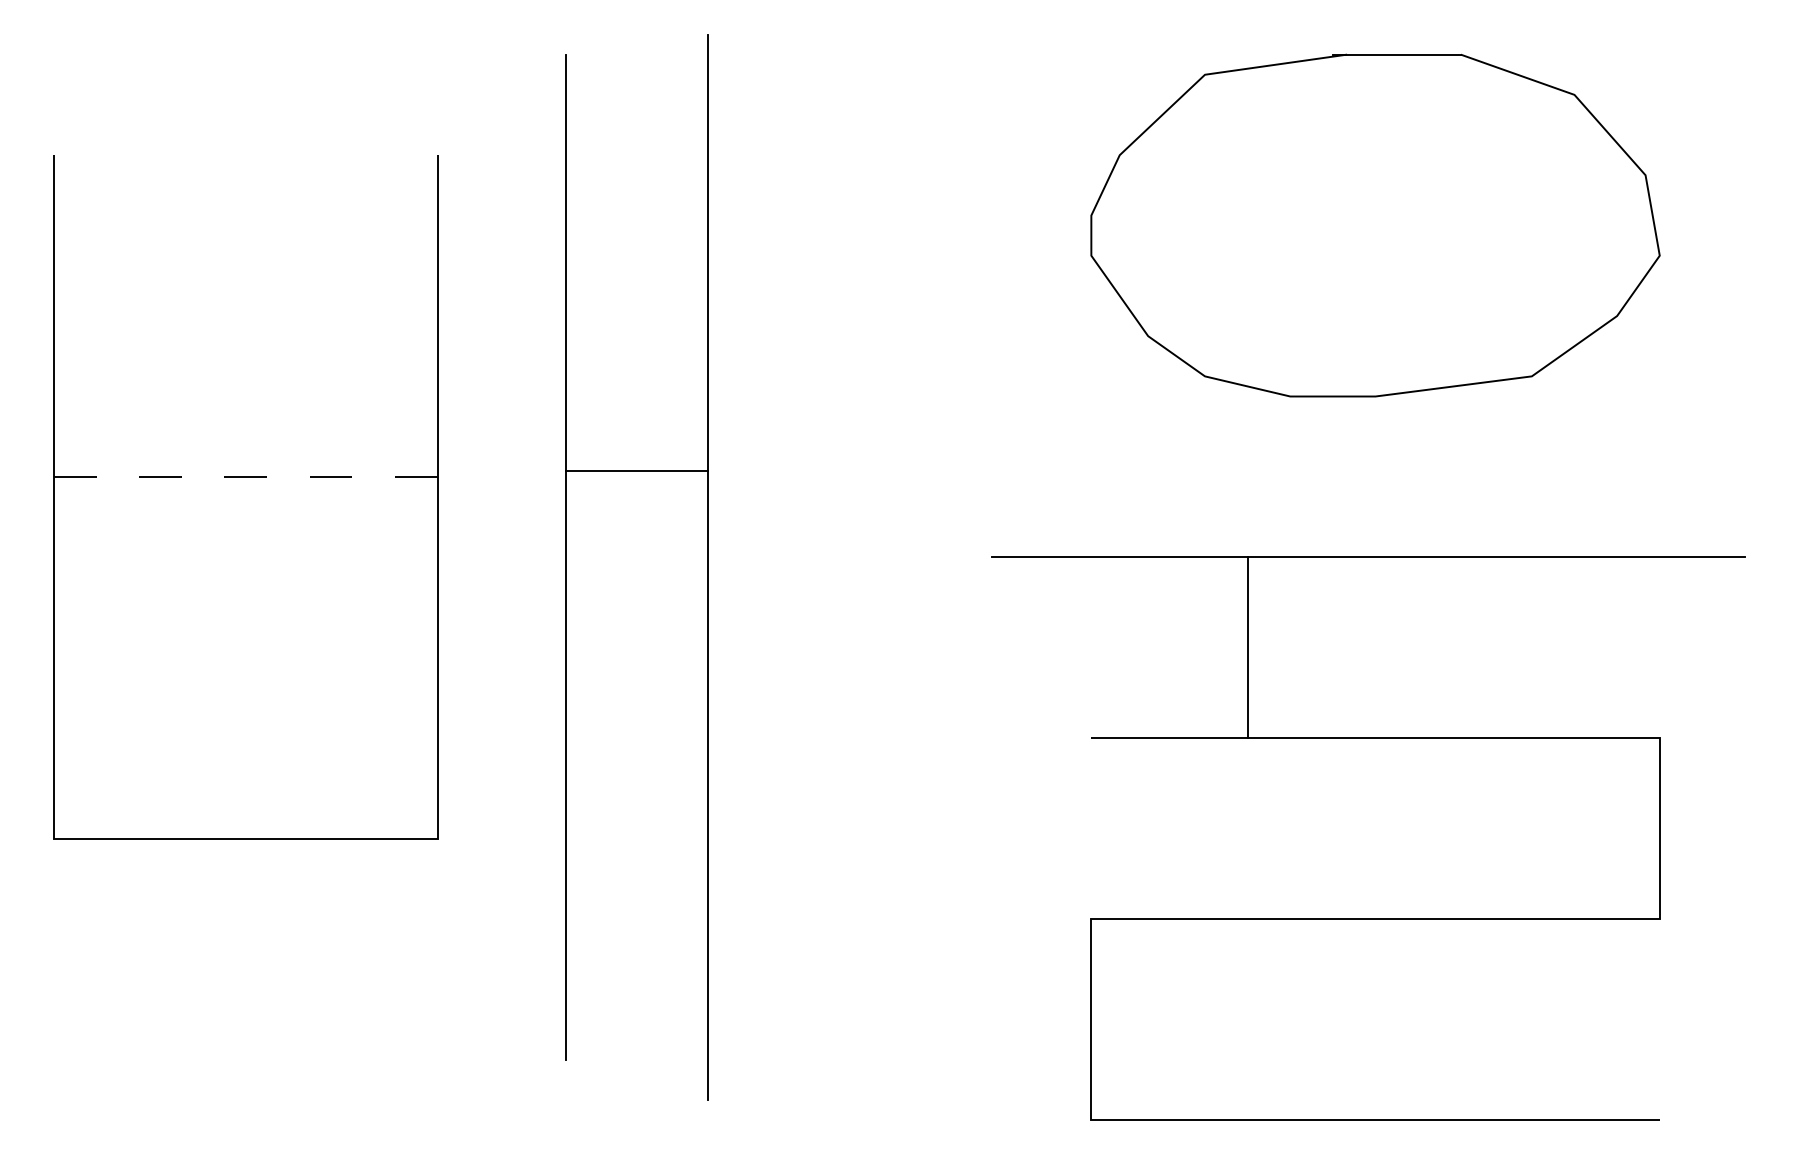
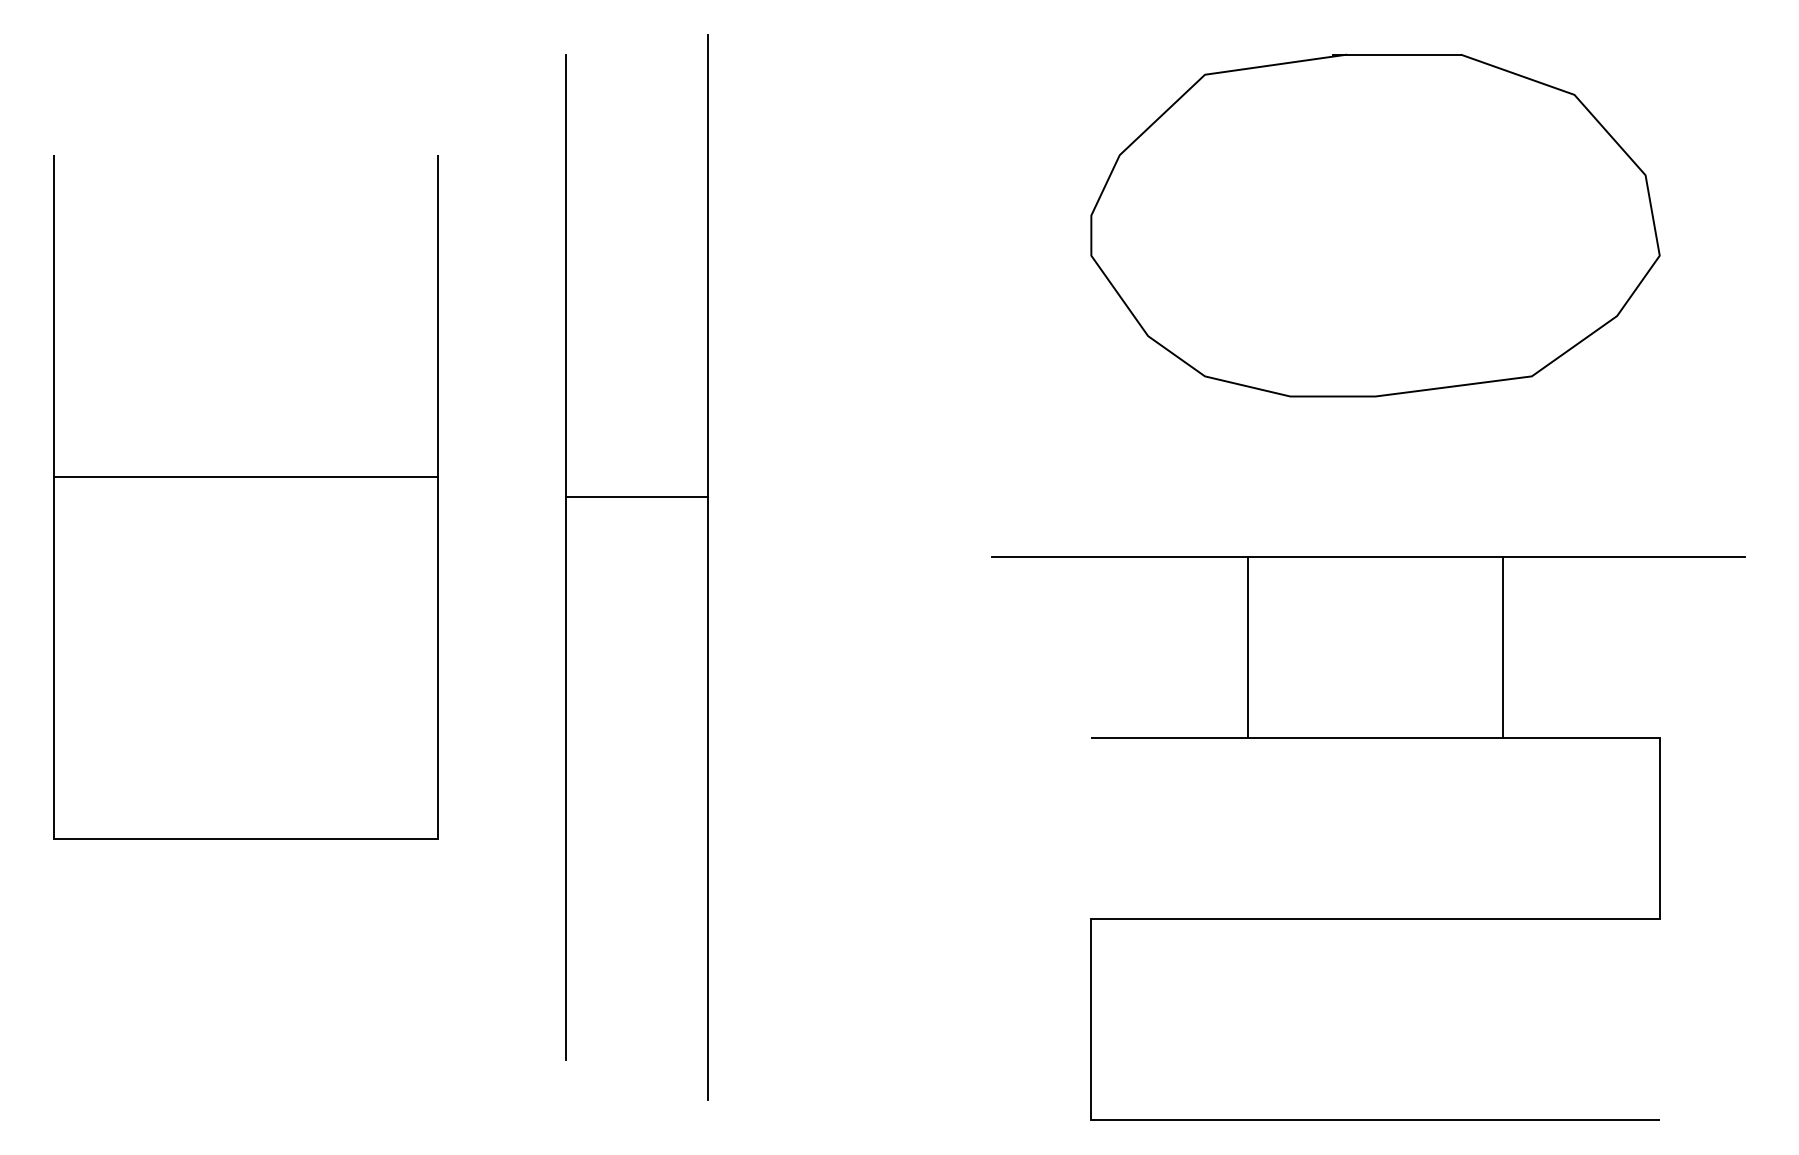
line position: (636, 471) -> (636, 497) (636, 497)
line: dashed -> solid (245, 476)
line: none -> present (1503, 647)
